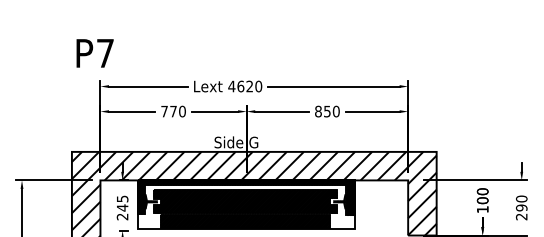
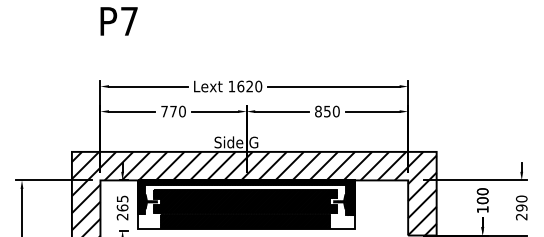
text position: (94, 53) -> (118, 21) (118, 21)
text: 4620 -> 1620 (231, 86)
text: 245 -> 265 (122, 207)
